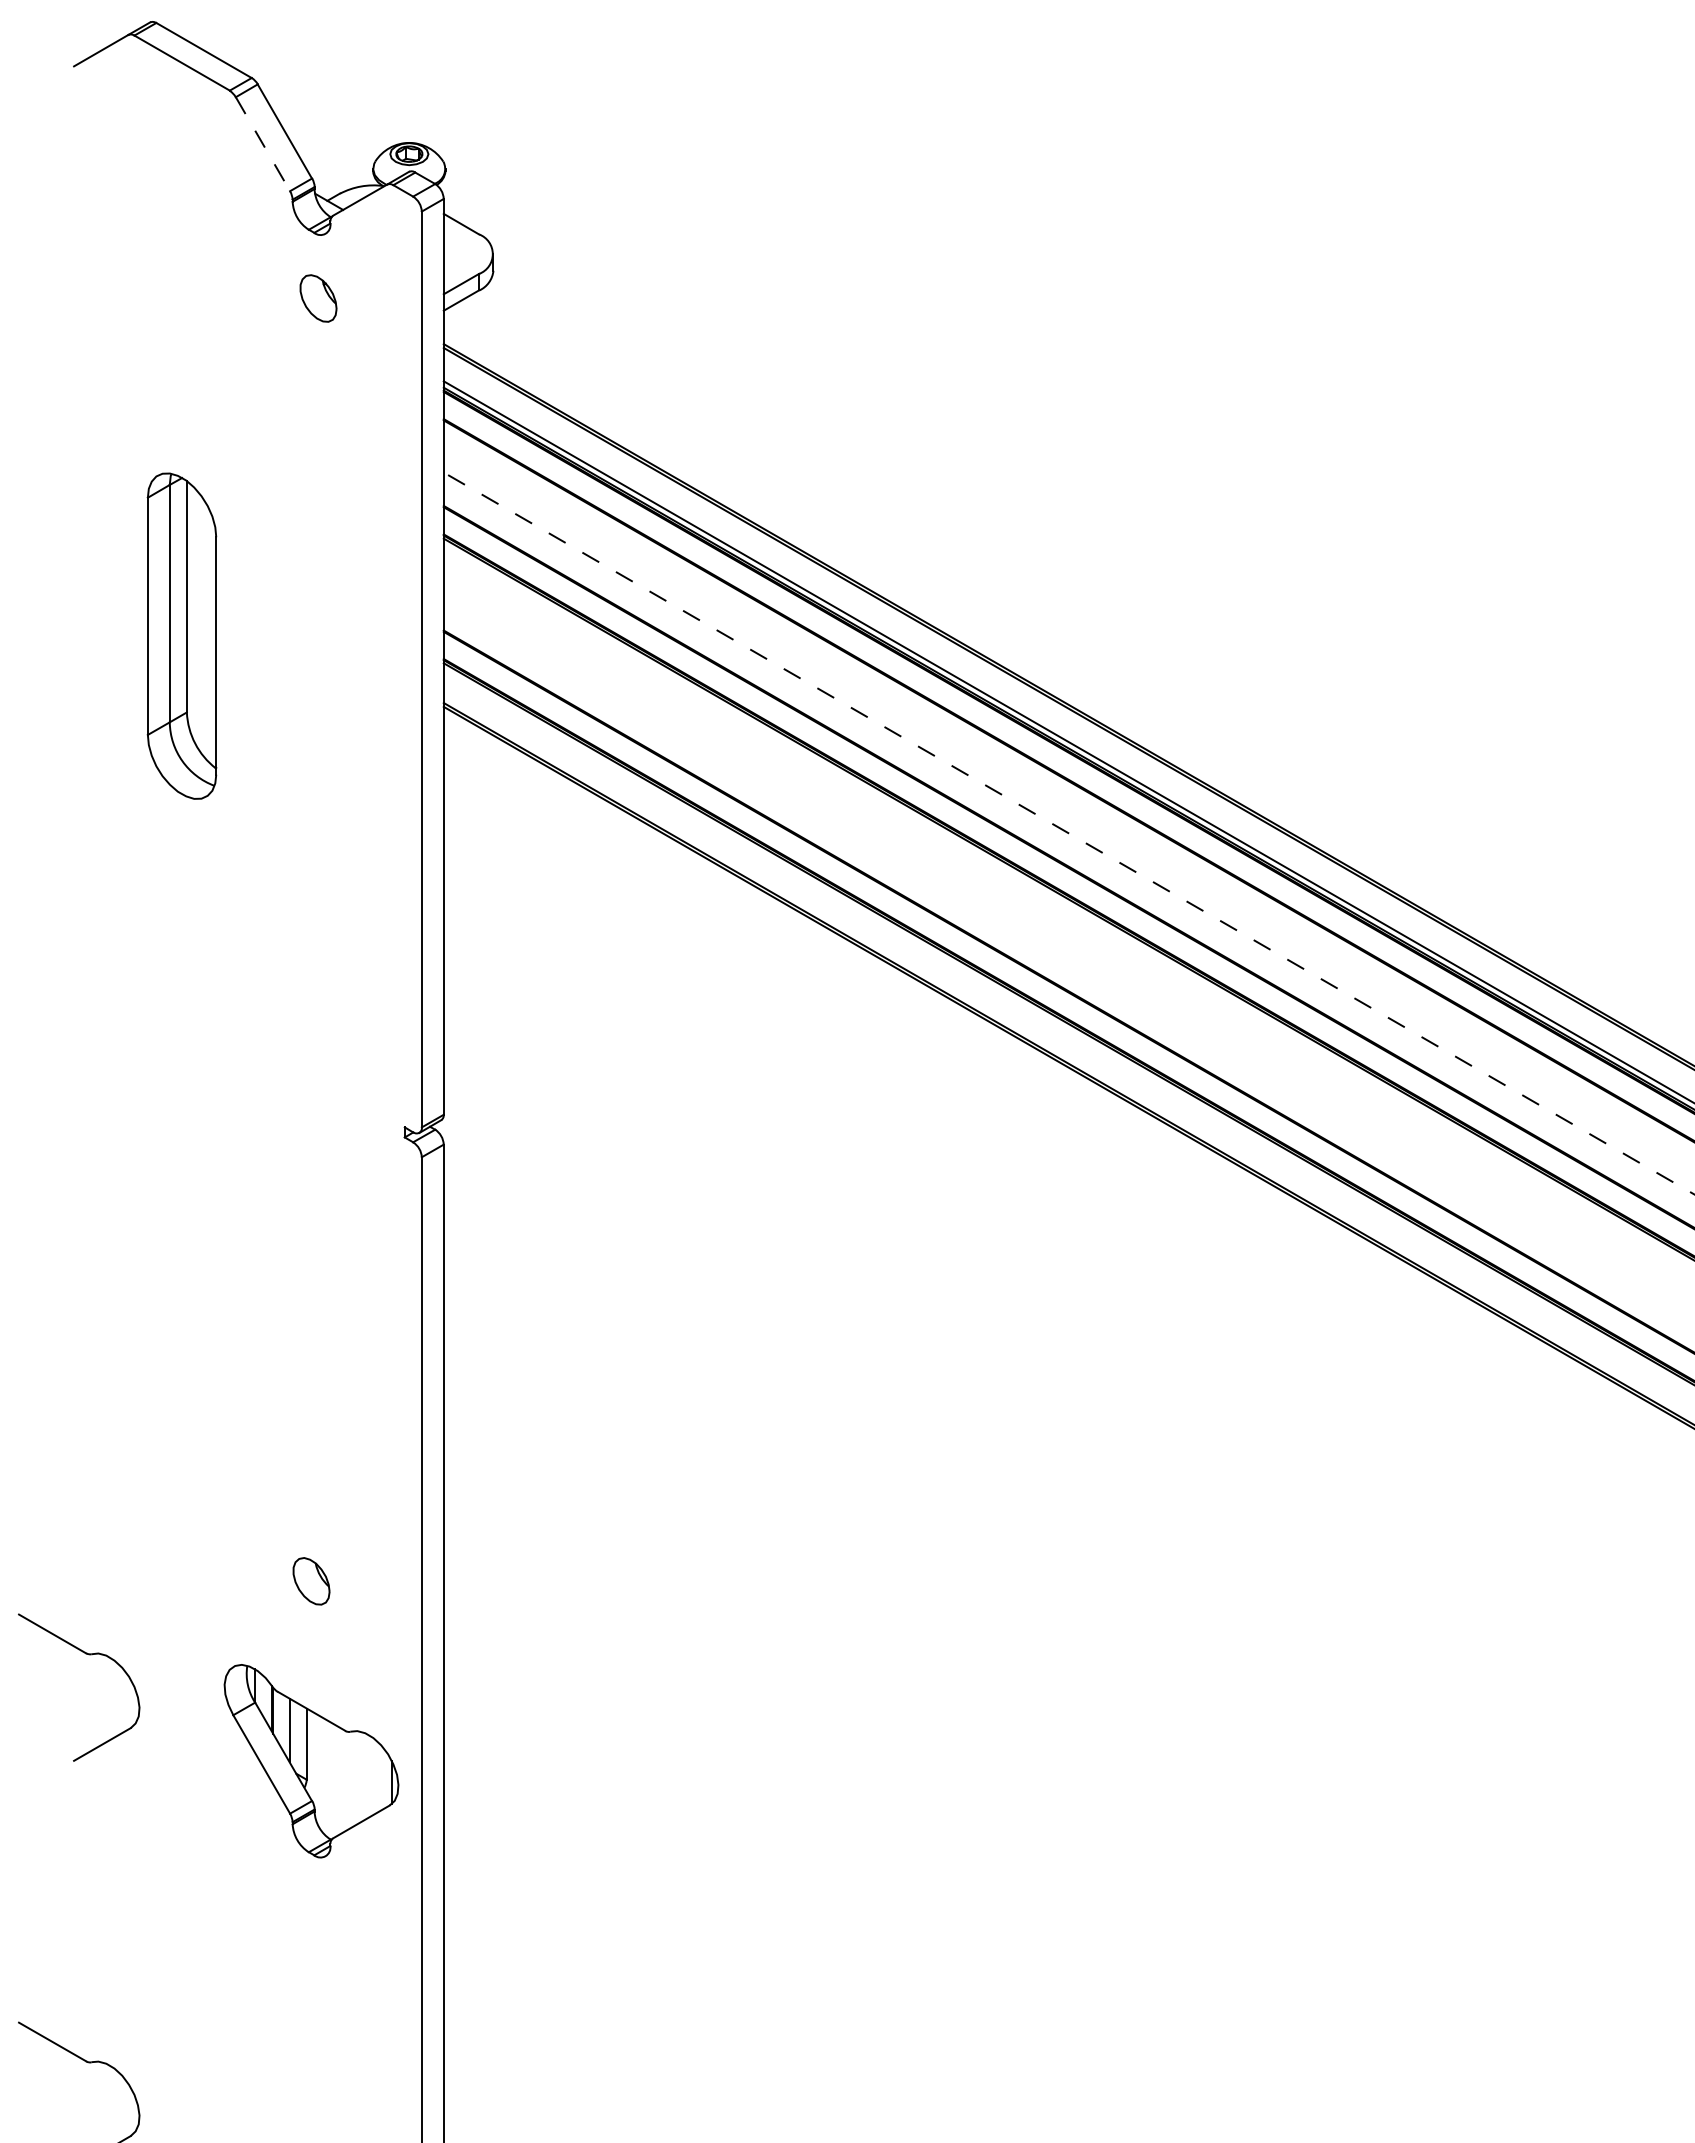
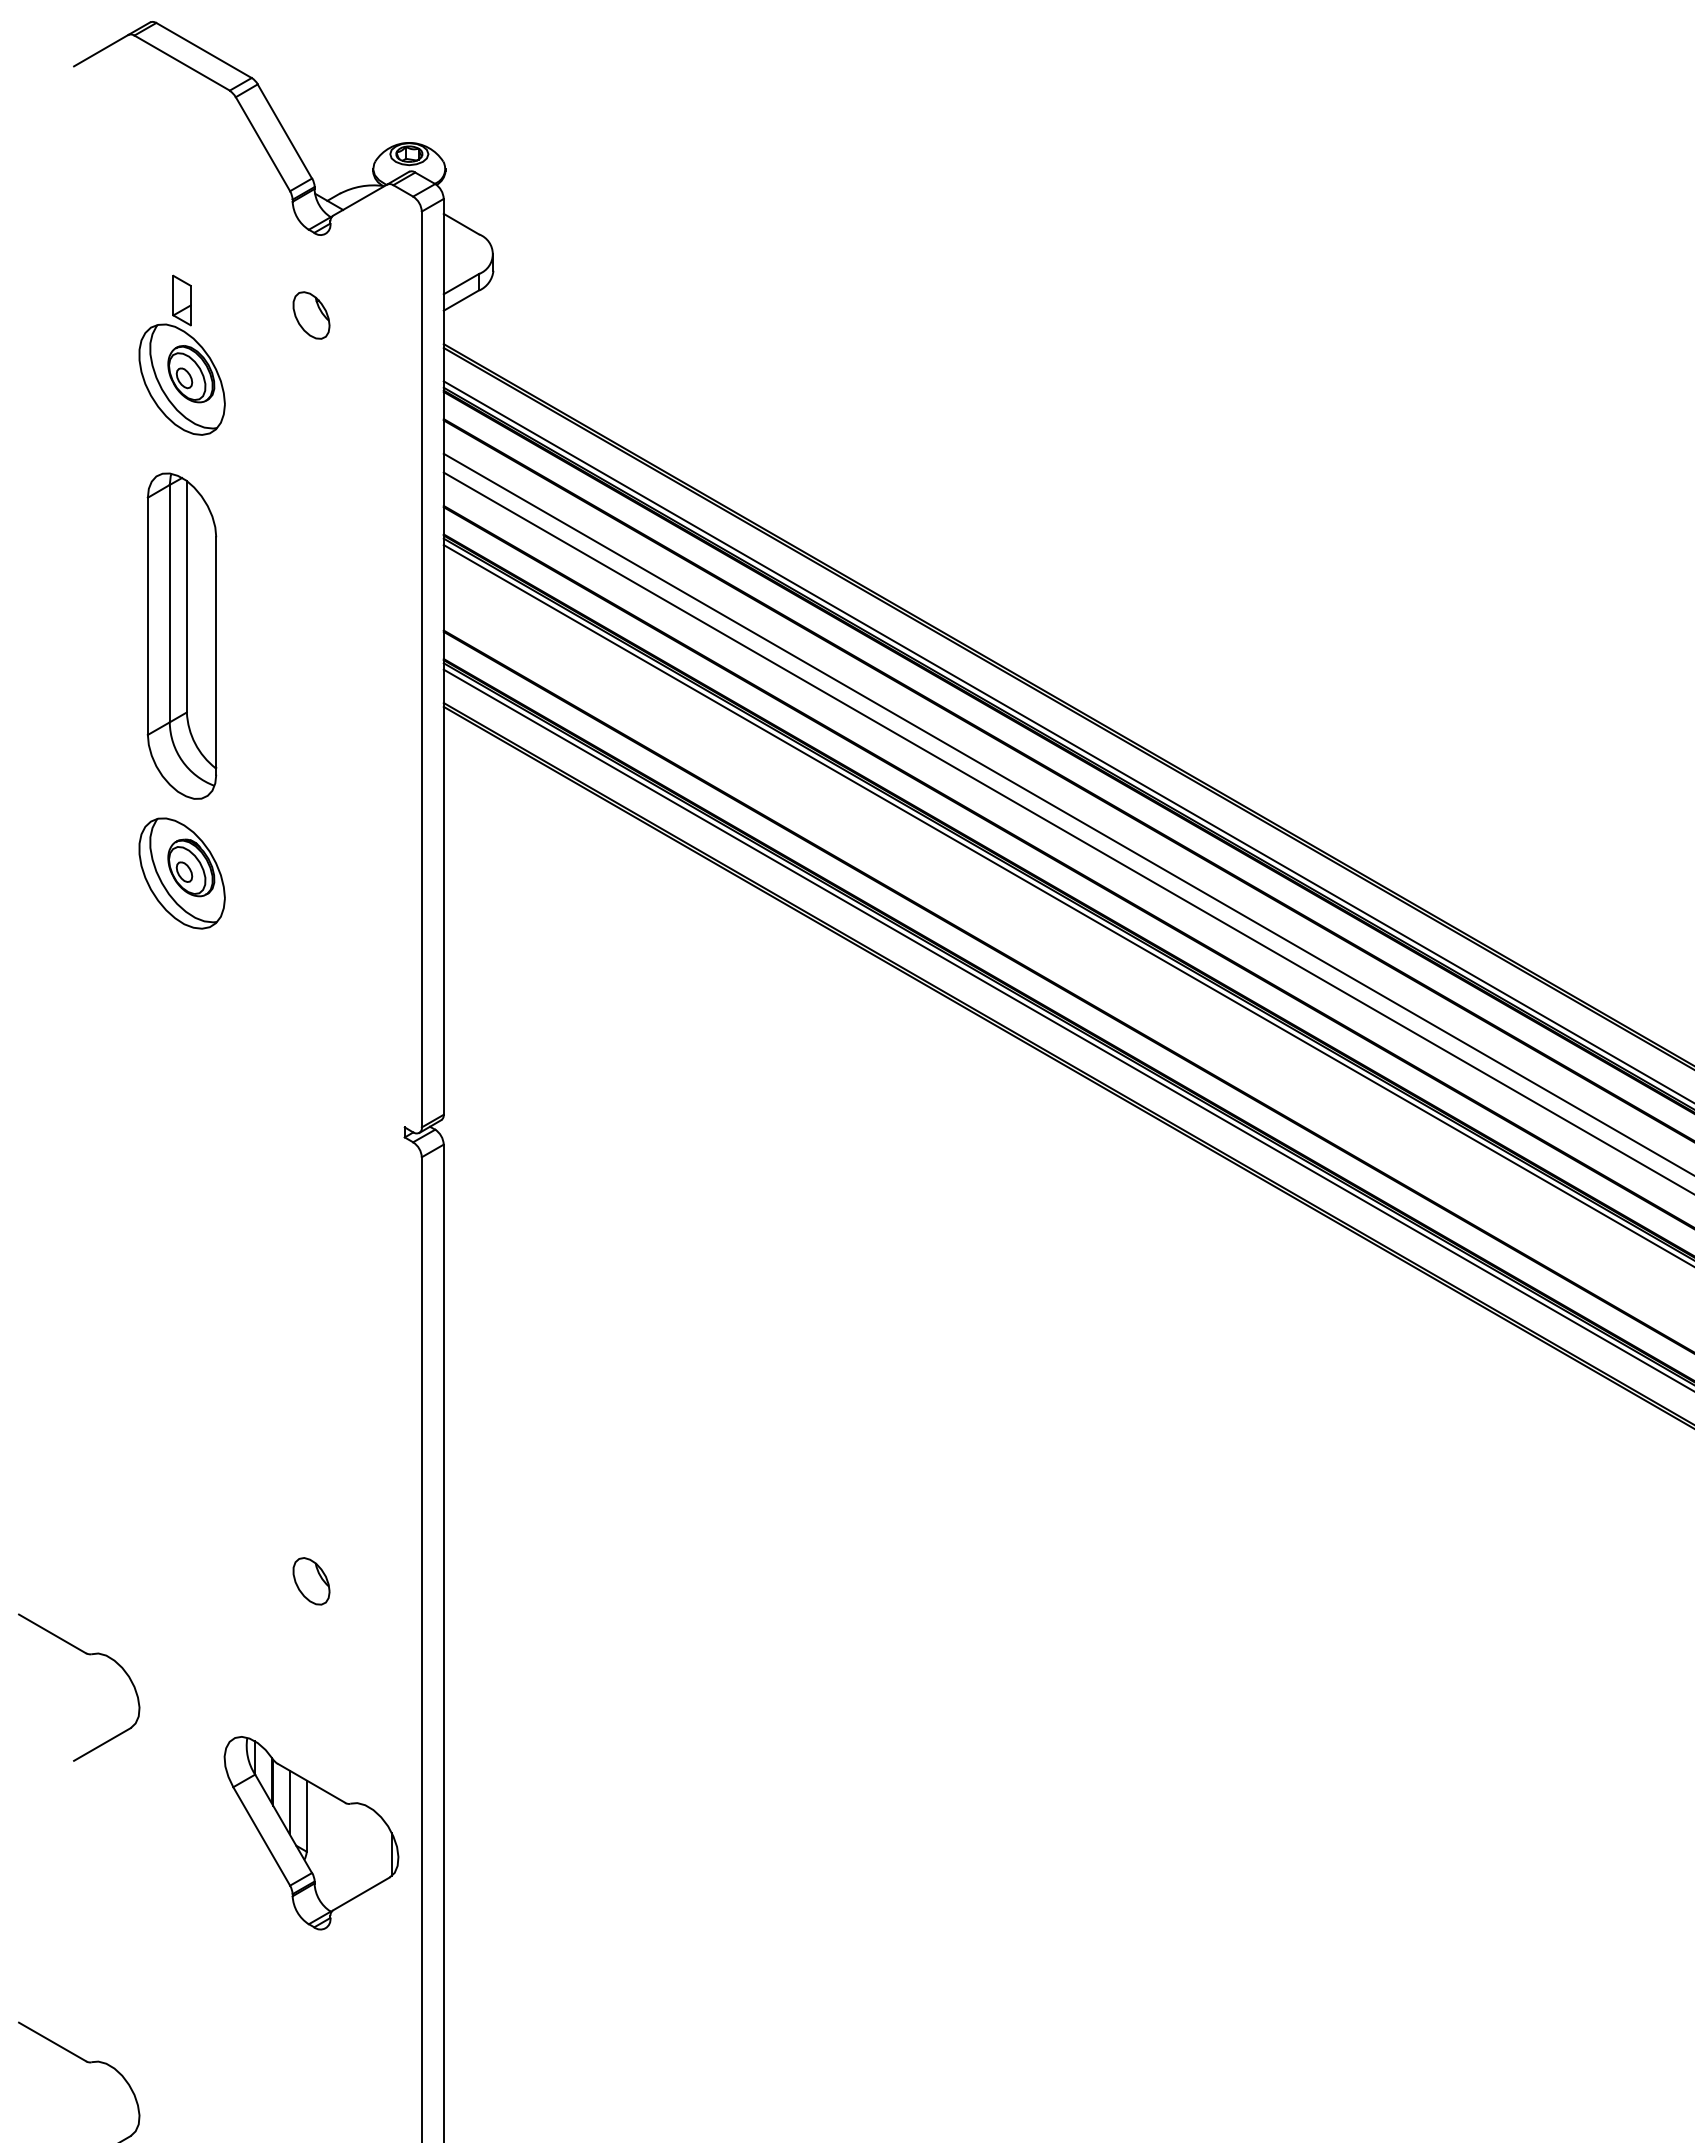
line: dashed -> solid (263, 144)
part position: (318, 298) -> (311, 315) (311, 315)
part: none -> present (181, 354)
line: none -> present (1067, 813)
line: dashed -> solid (1068, 833)
part: none -> present (181, 873)
line: none -> present (1067, 905)
line: none -> present (1067, 1029)
part position: (311, 1761) -> (311, 1833) (311, 1833)
